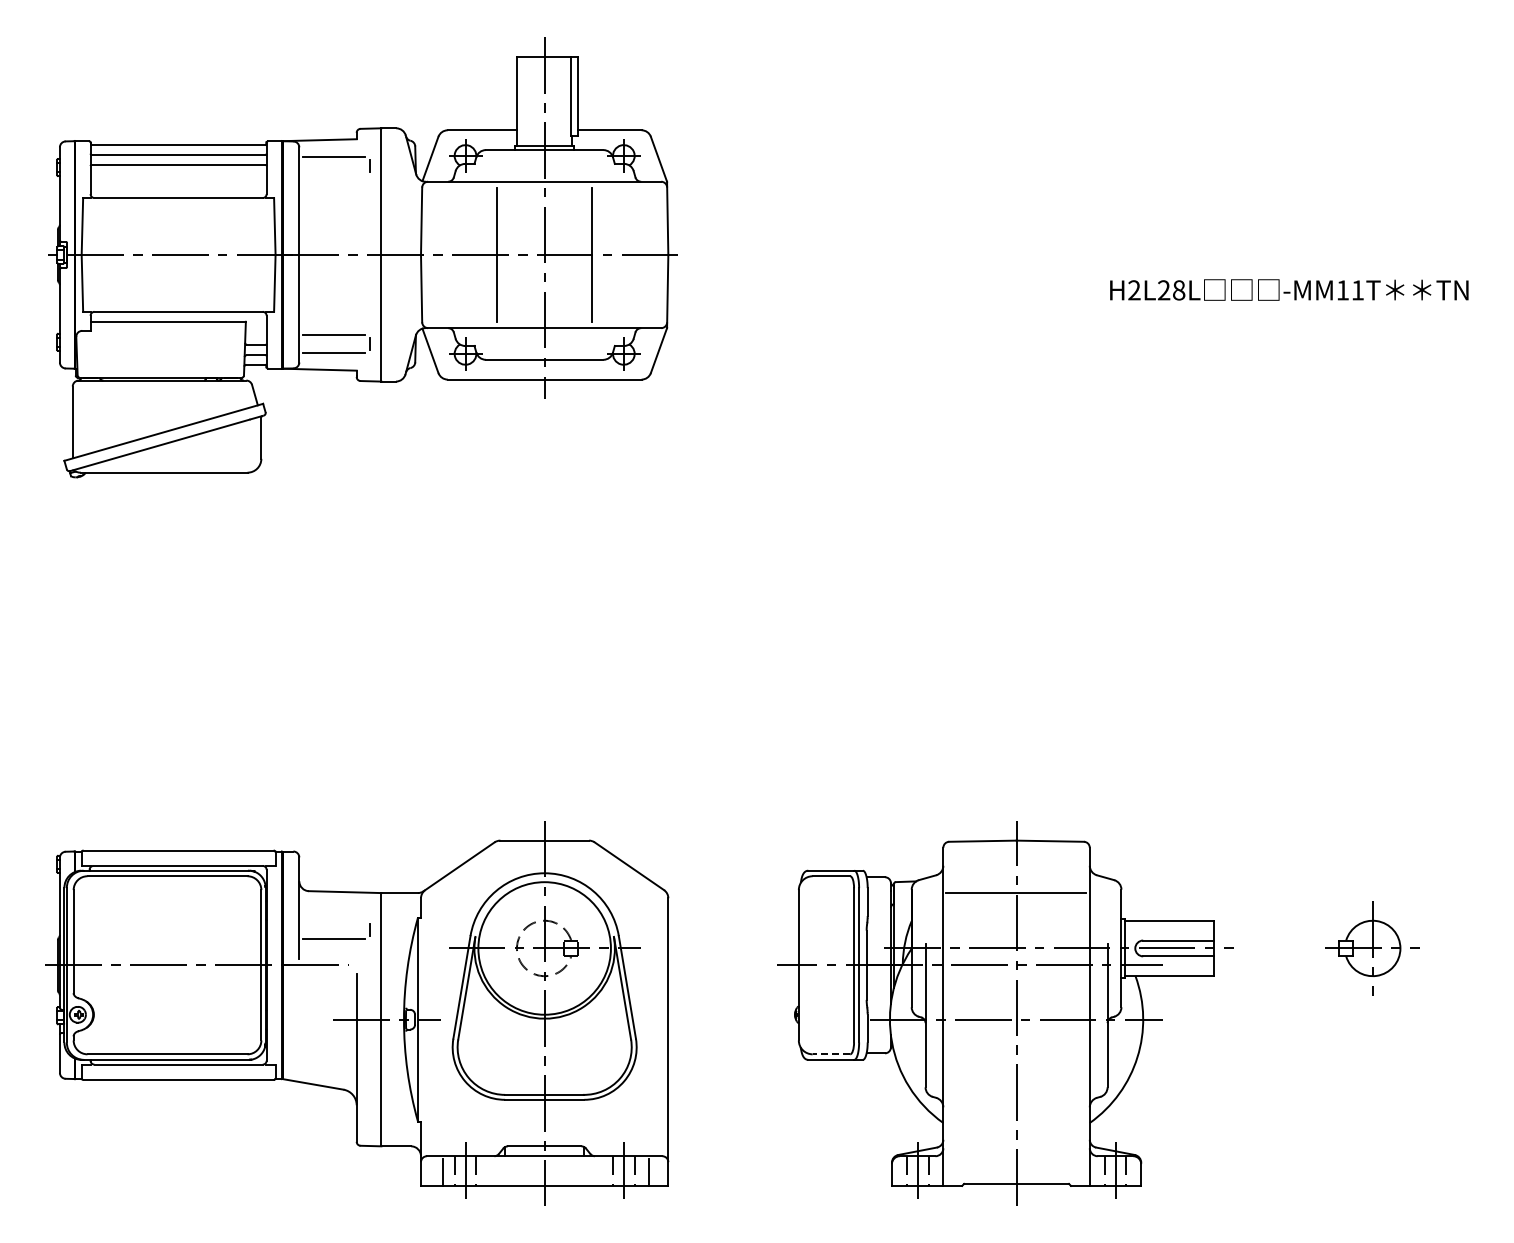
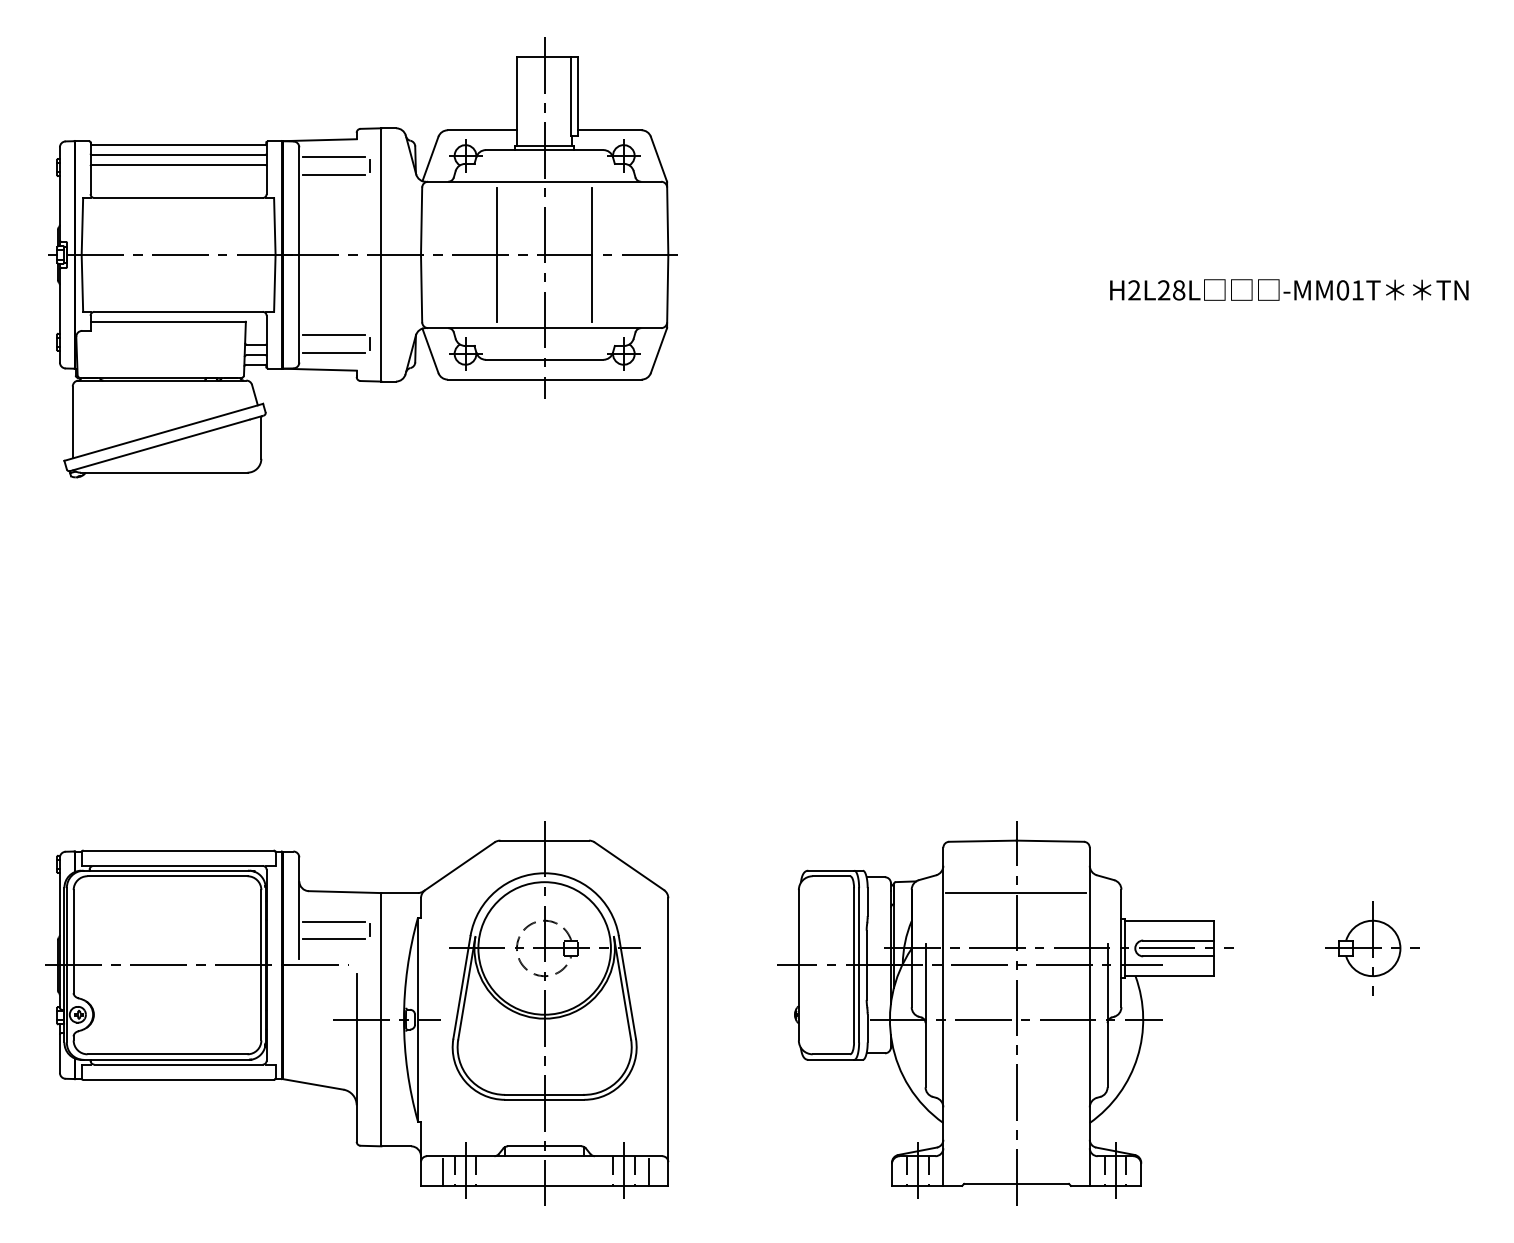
line: none -> present (334, 174)
text: -MM11T -> -MM01T (1342, 290)
line: none -> present (334, 921)
line: dashed -> solid (831, 1054)
